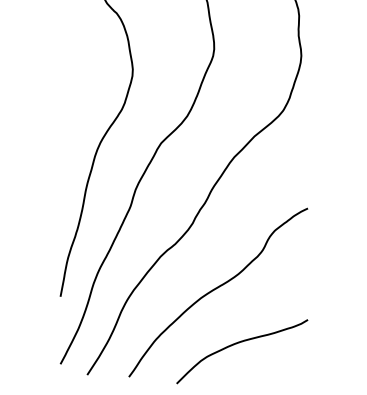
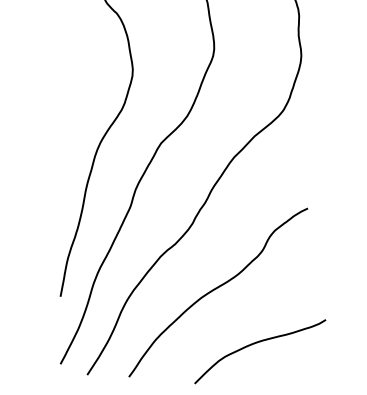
curve position: (239, 343) -> (257, 343) (257, 343)
